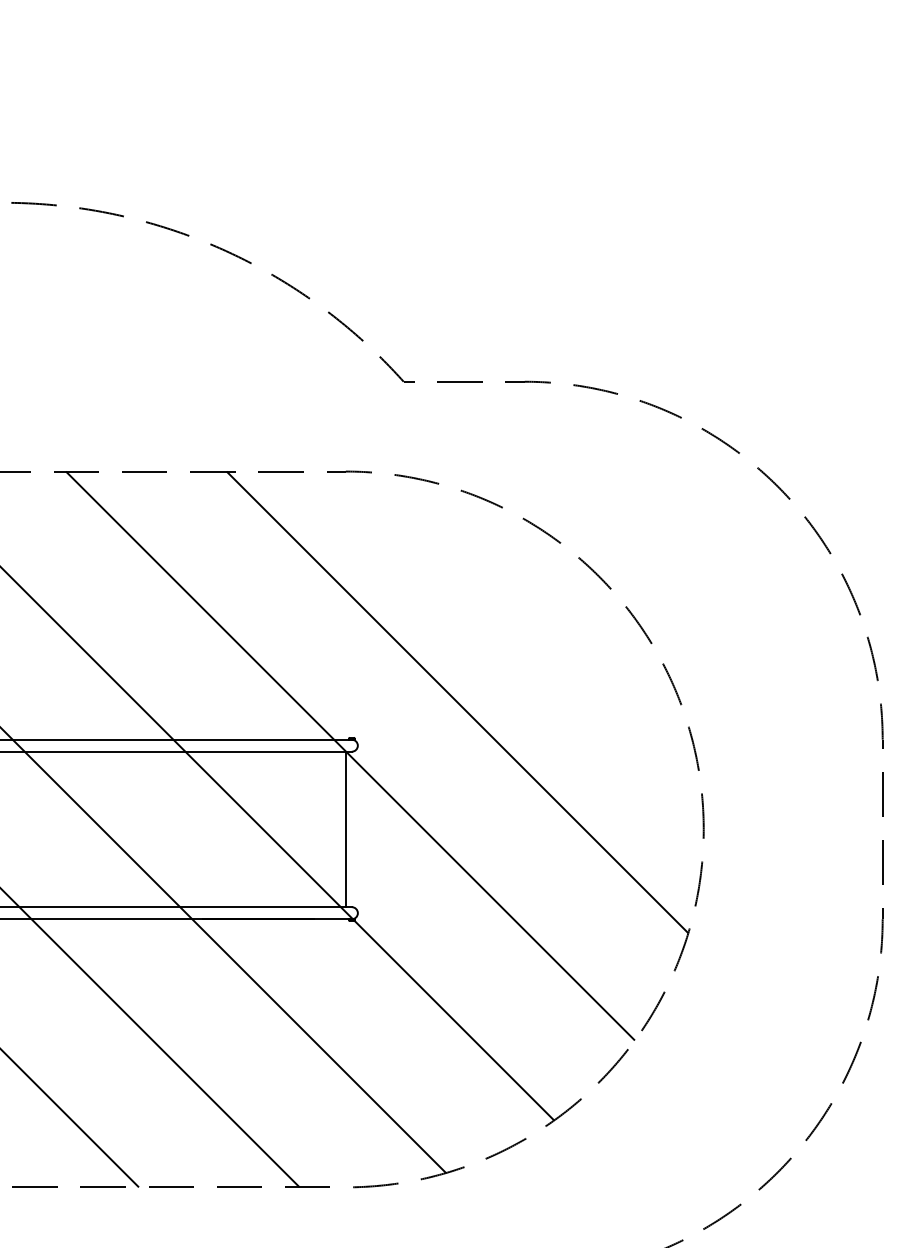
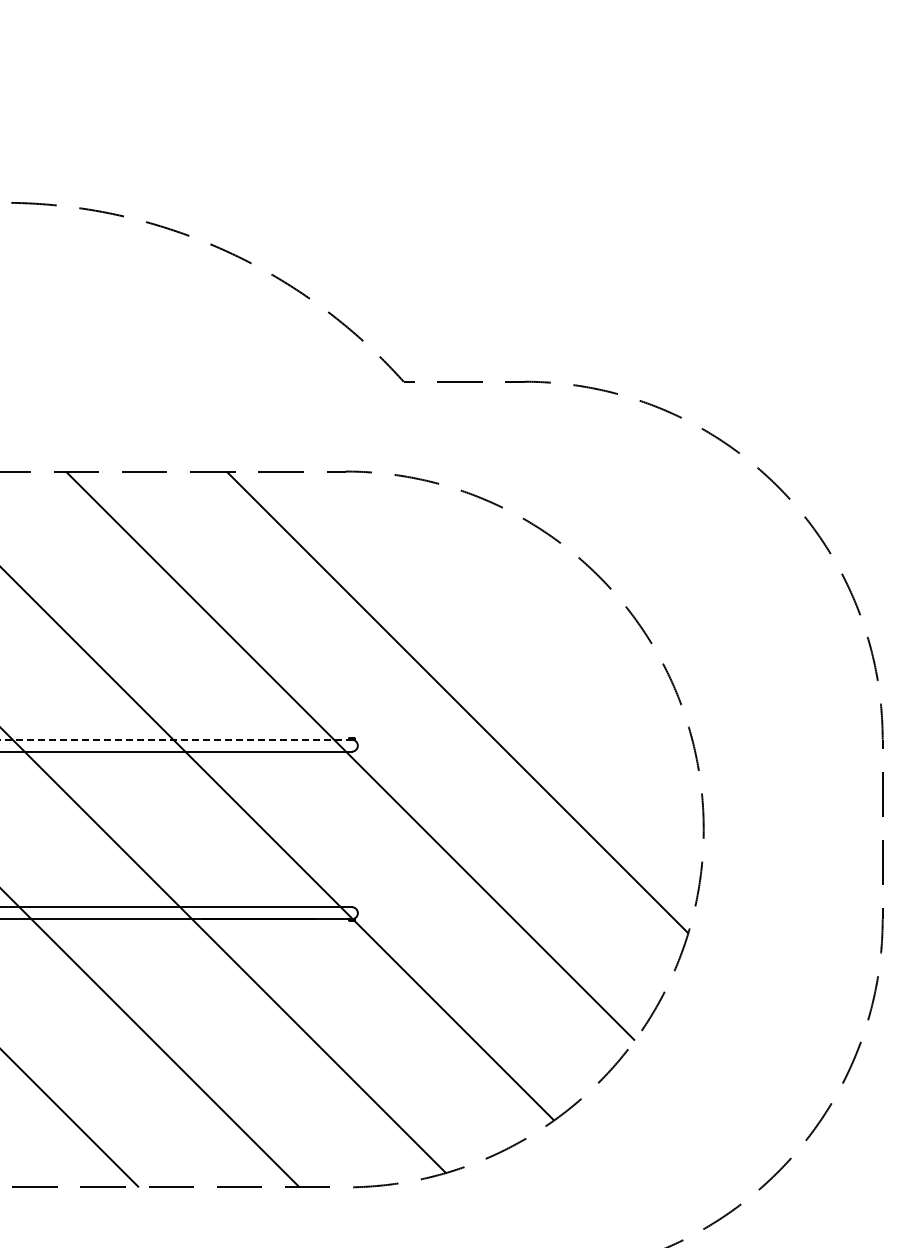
line: solid -> dashed (178, 739)
line: present -> none (345, 829)
